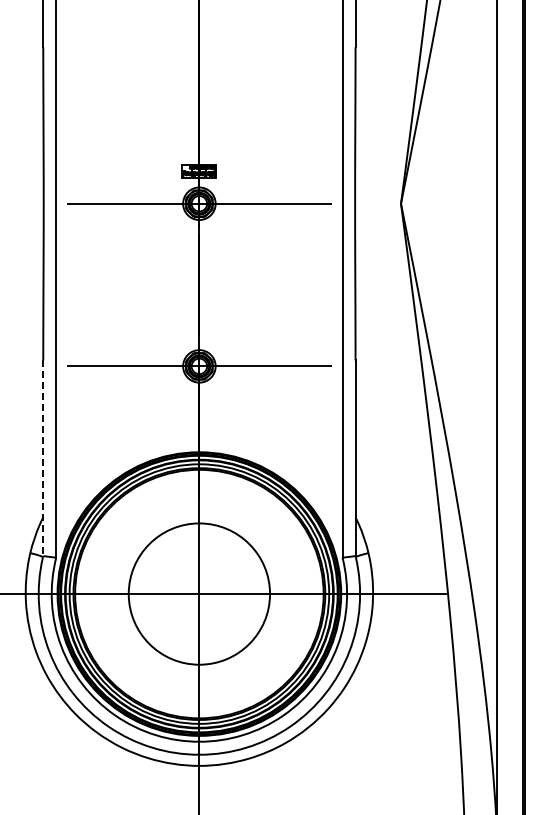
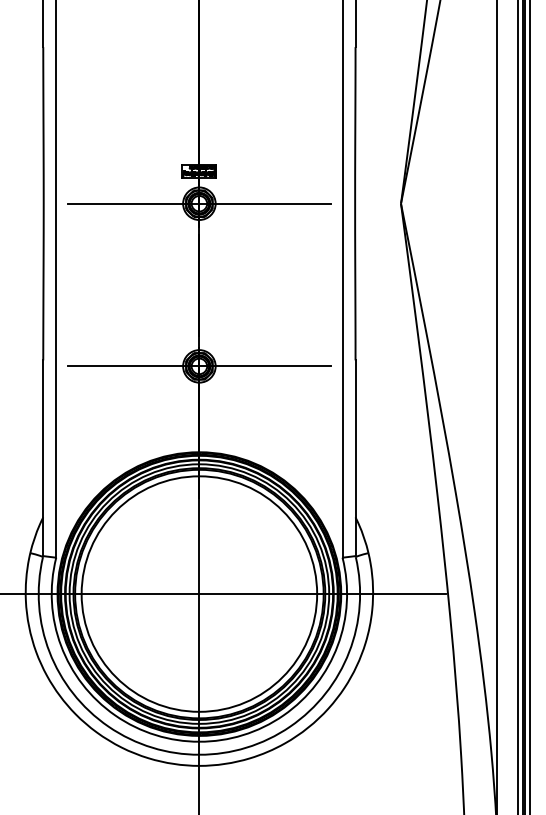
line: none -> present (518, 406)
line: none -> present (529, 406)
line: dashed -> solid (43, 458)
circle diameter: 141 px -> 236 px (199, 593)
